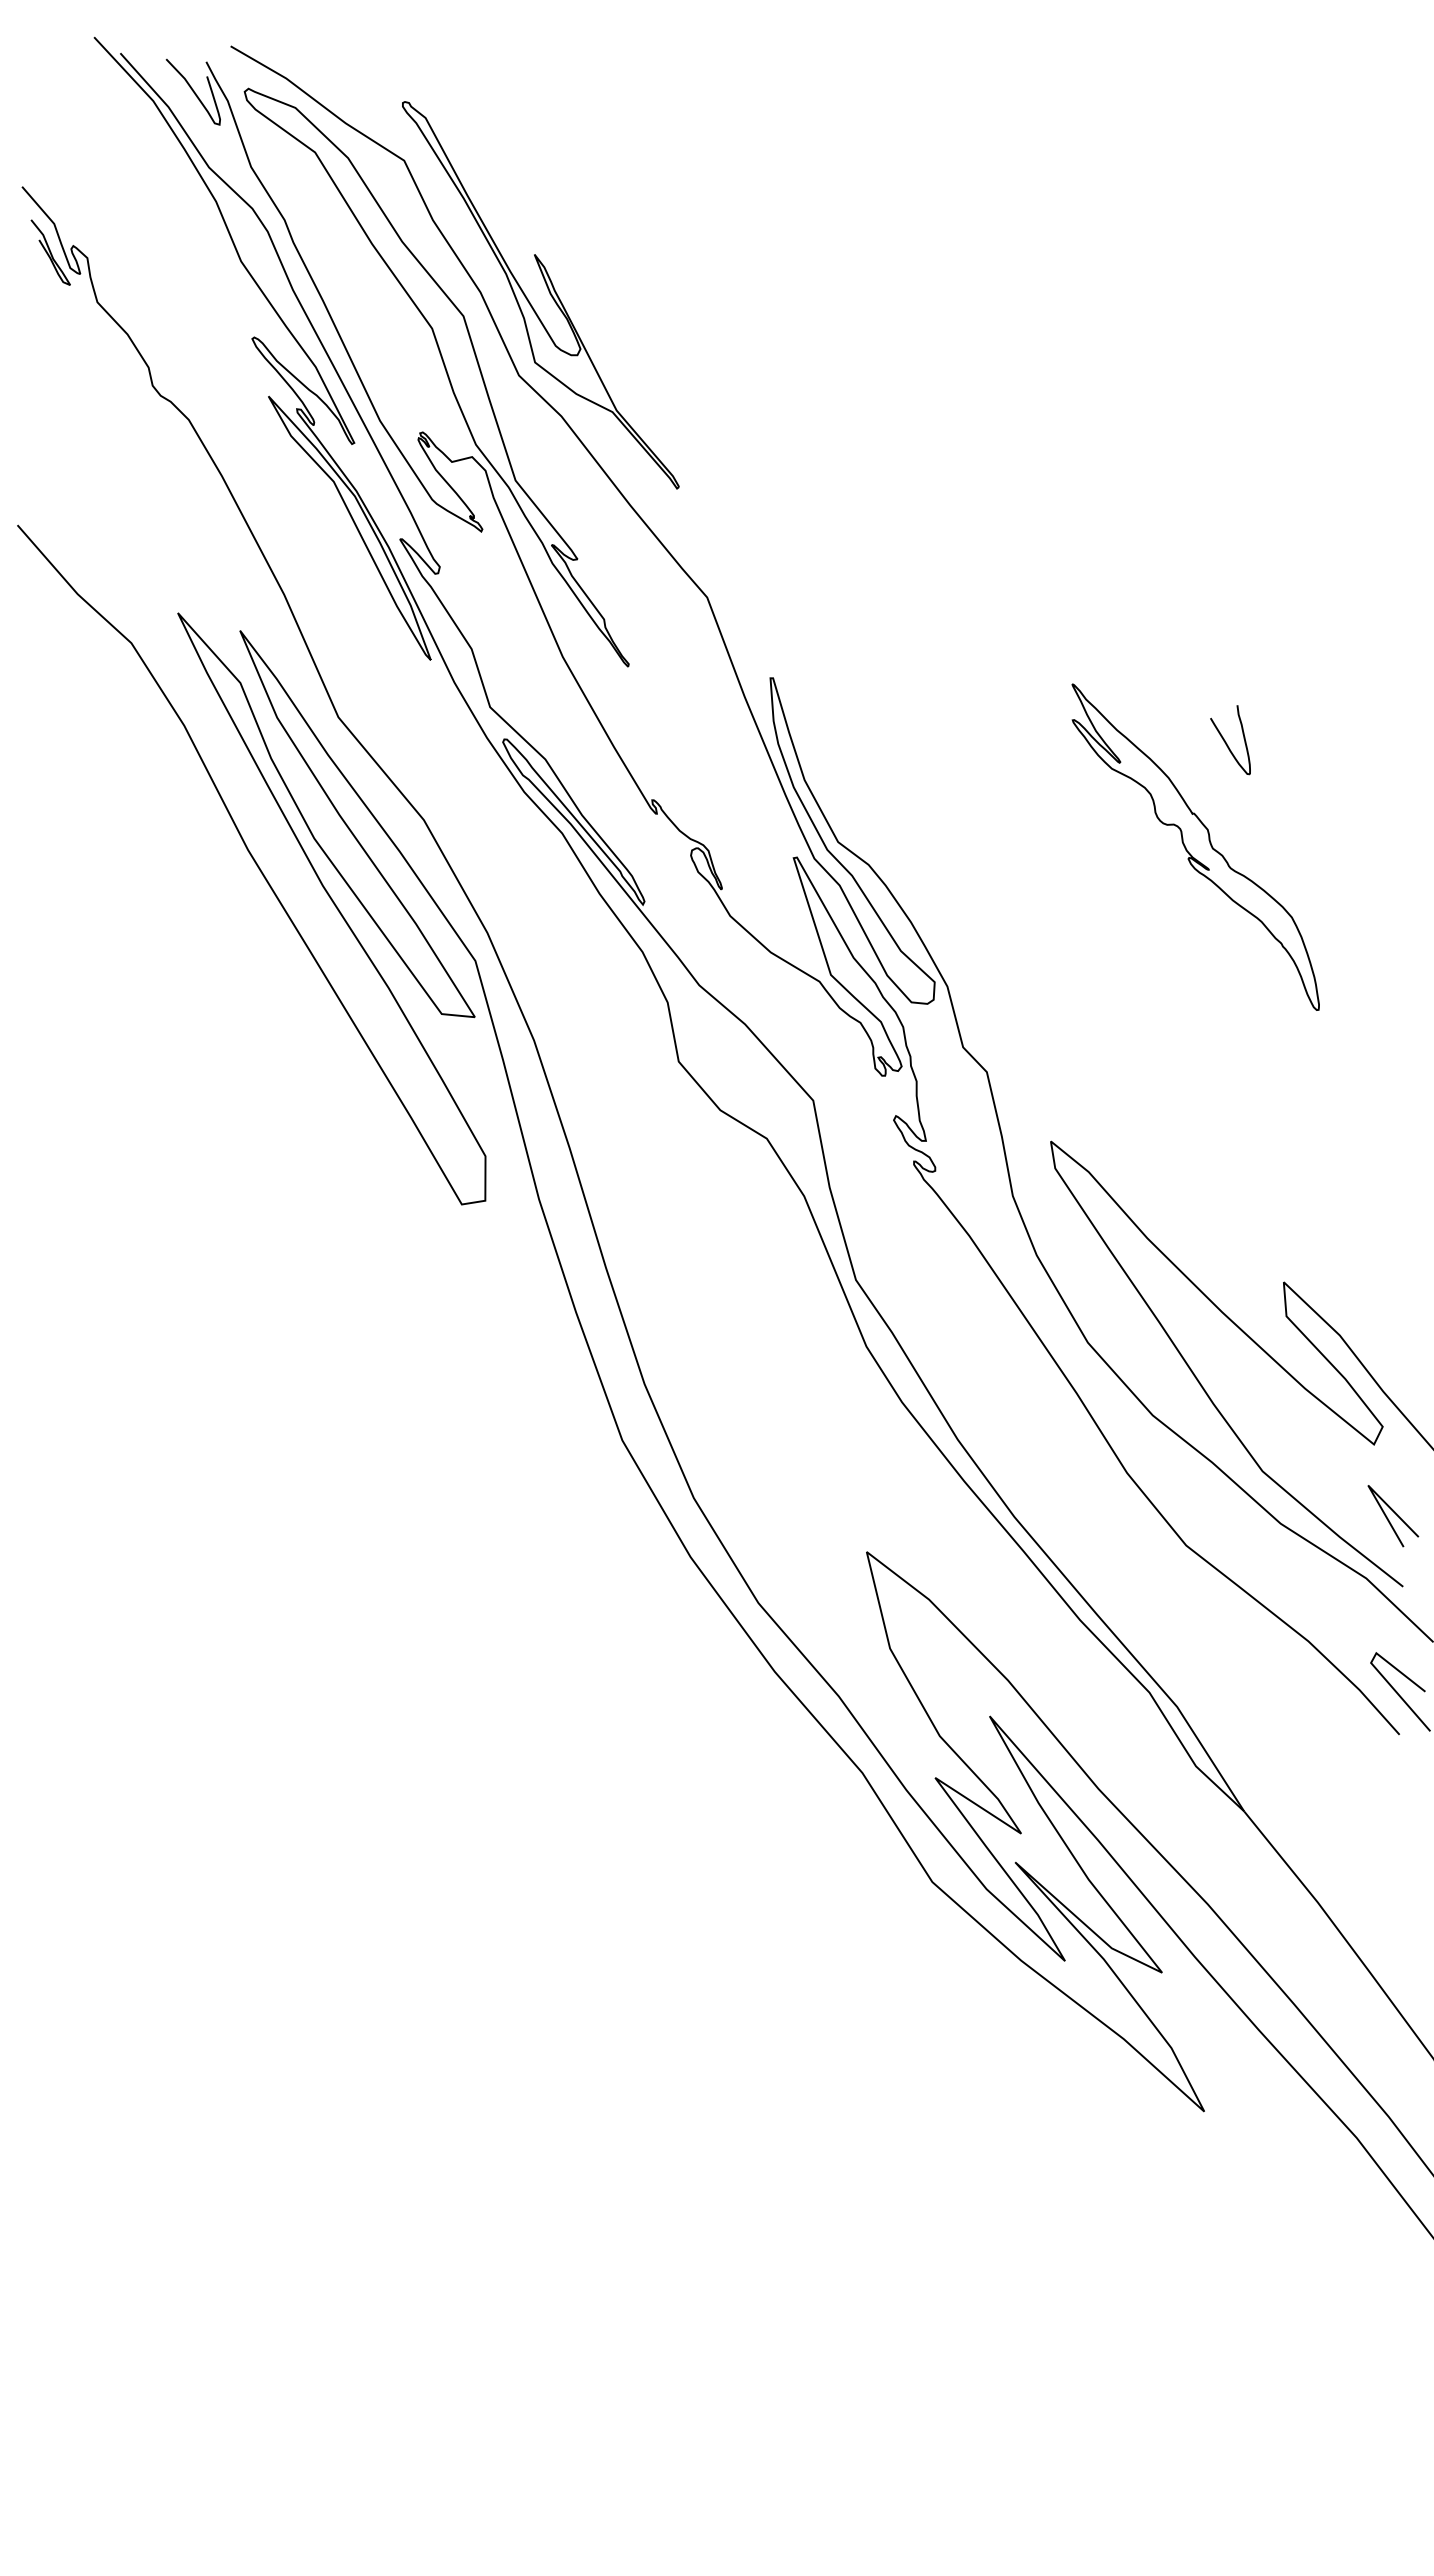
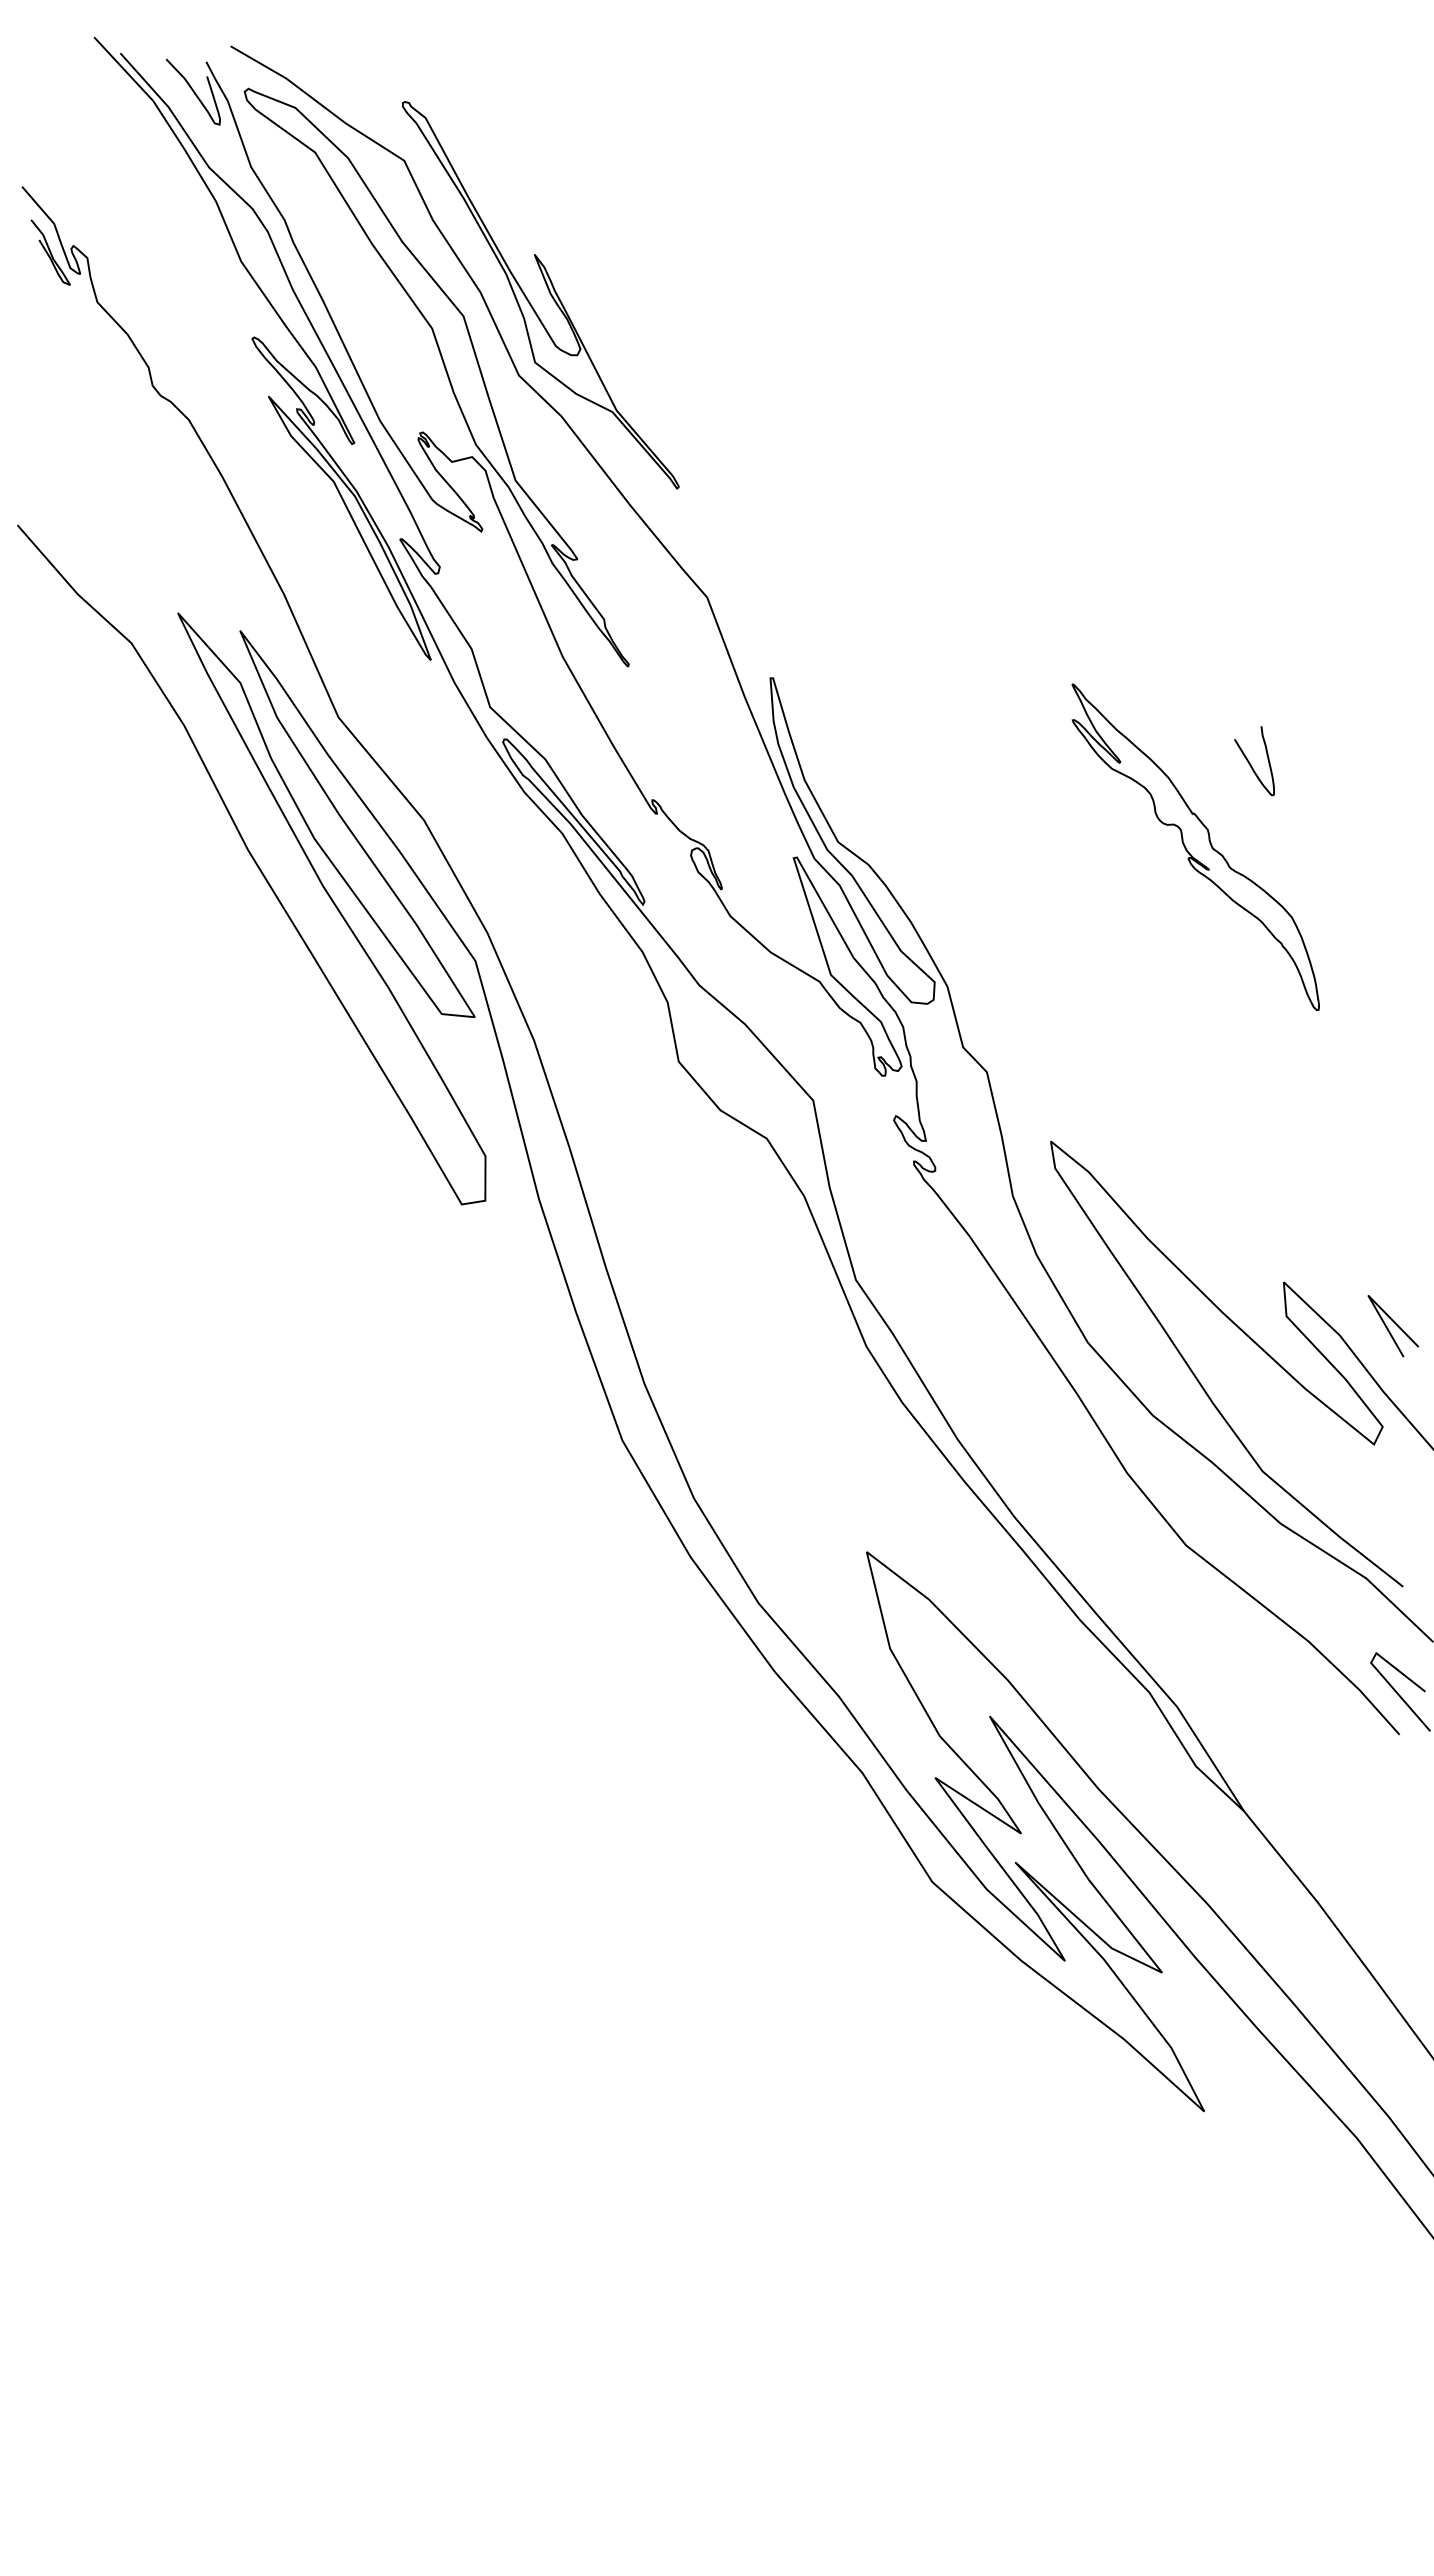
curve position: (1227, 743) -> (1251, 764) (1251, 764)
line position: (1395, 1514) -> (1395, 1324) (1395, 1324)
